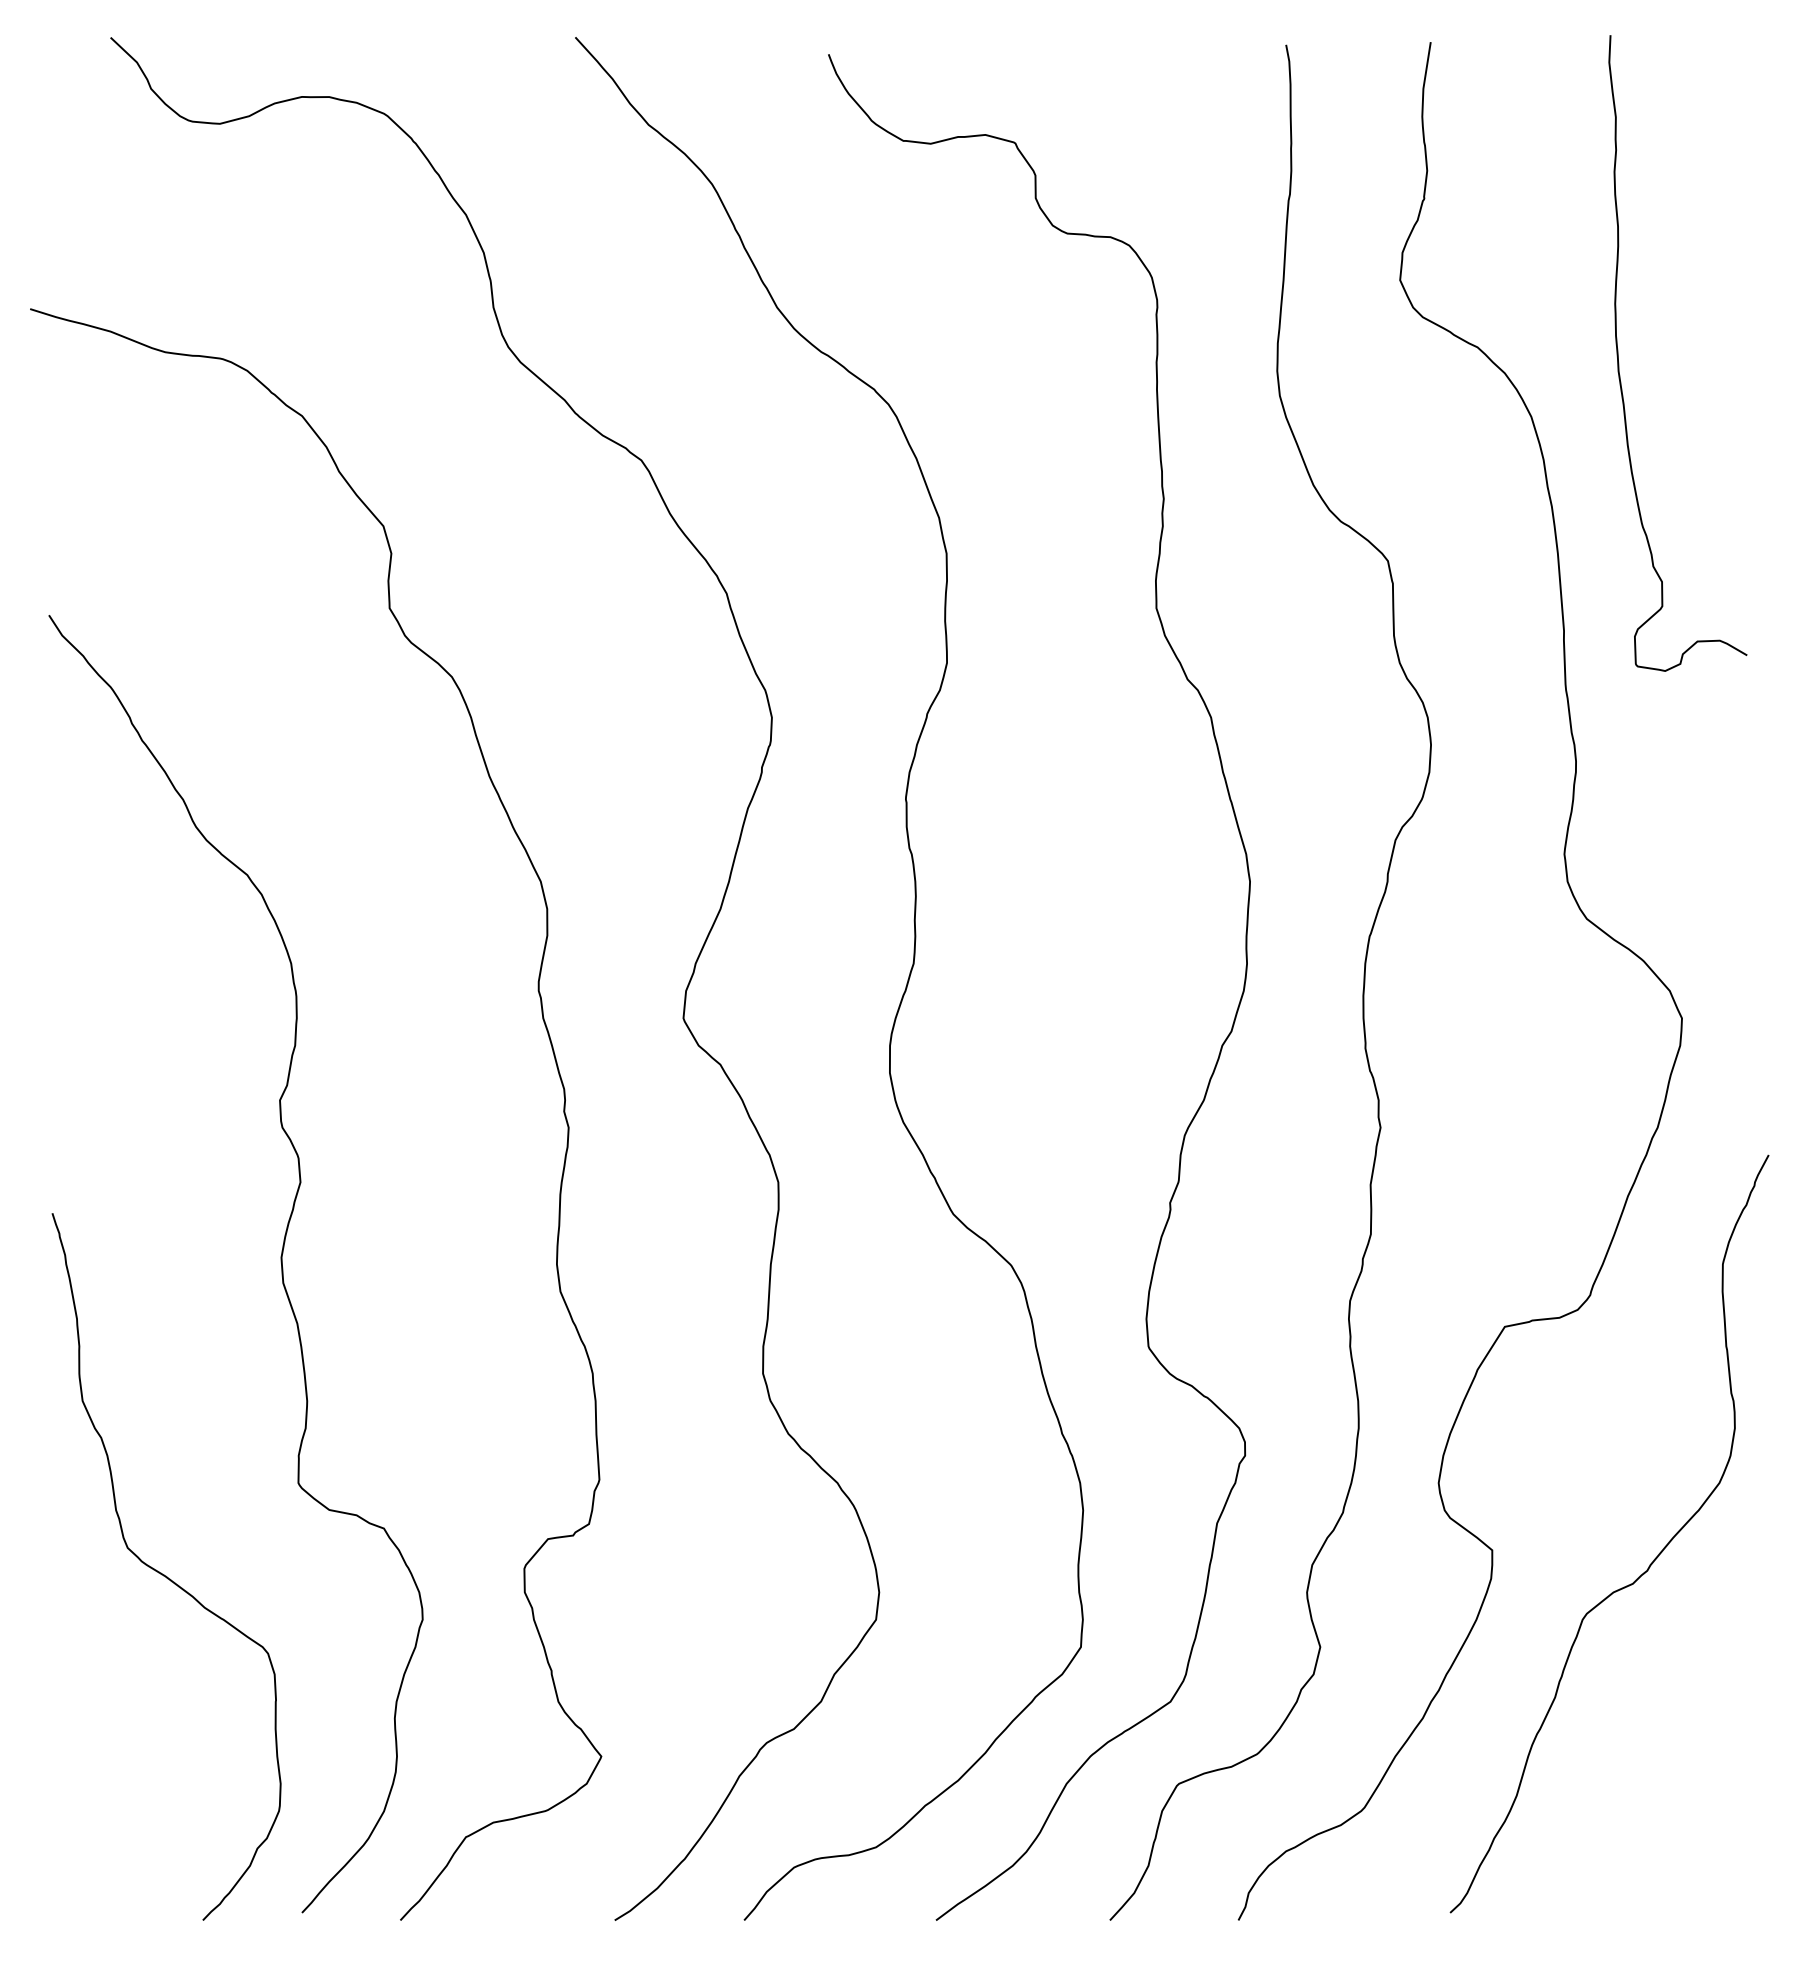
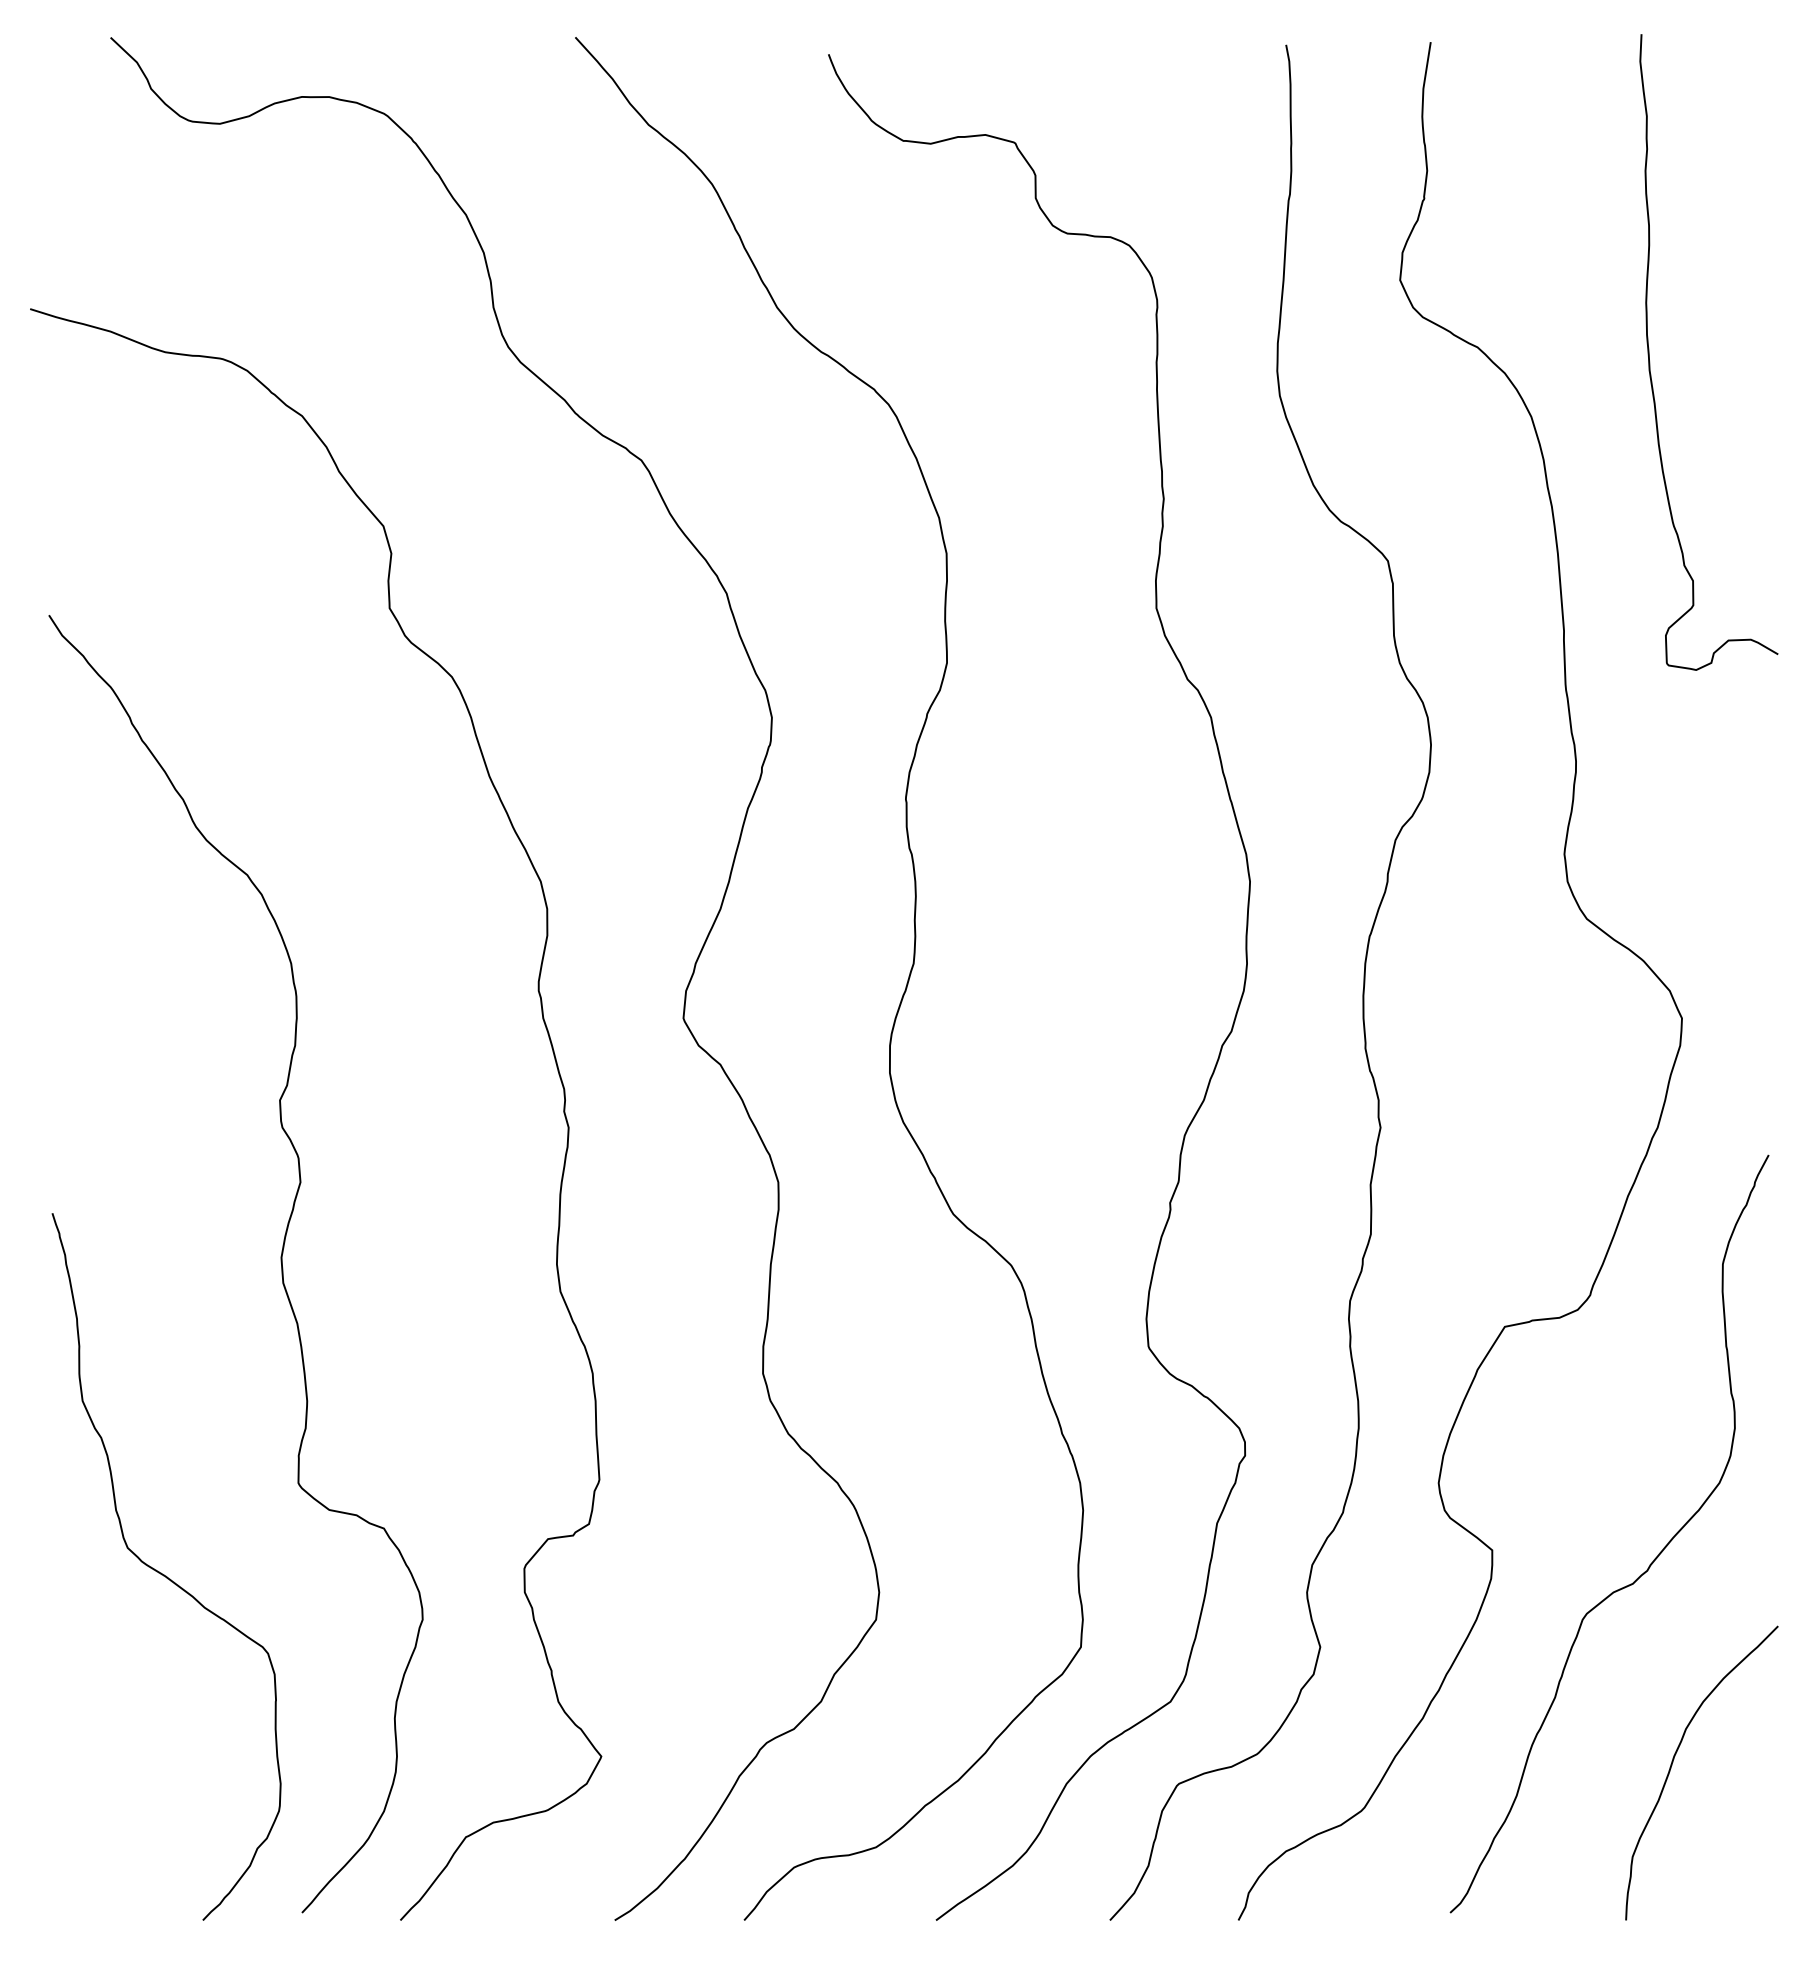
curve position: (1619, 363) -> (1650, 362) (1650, 362)
curve: none -> present (1673, 1762)
